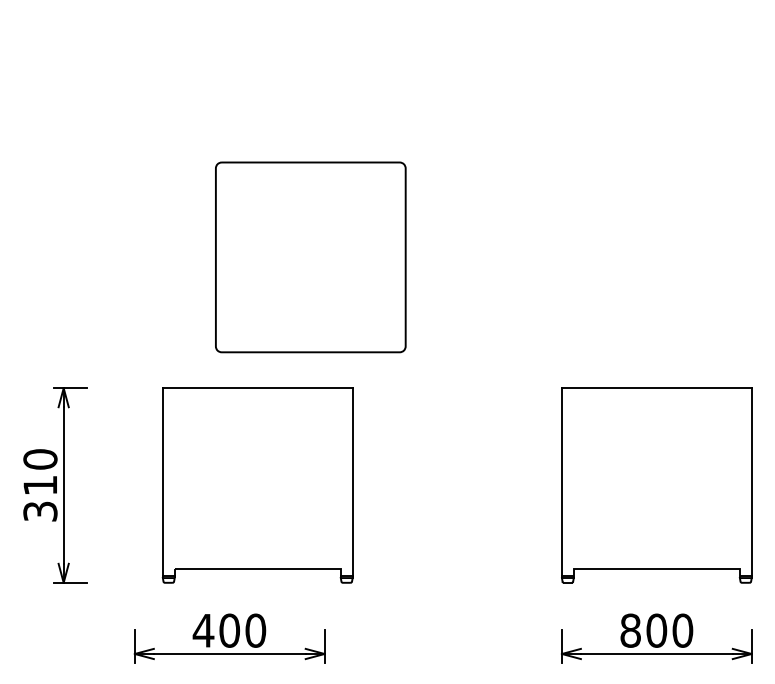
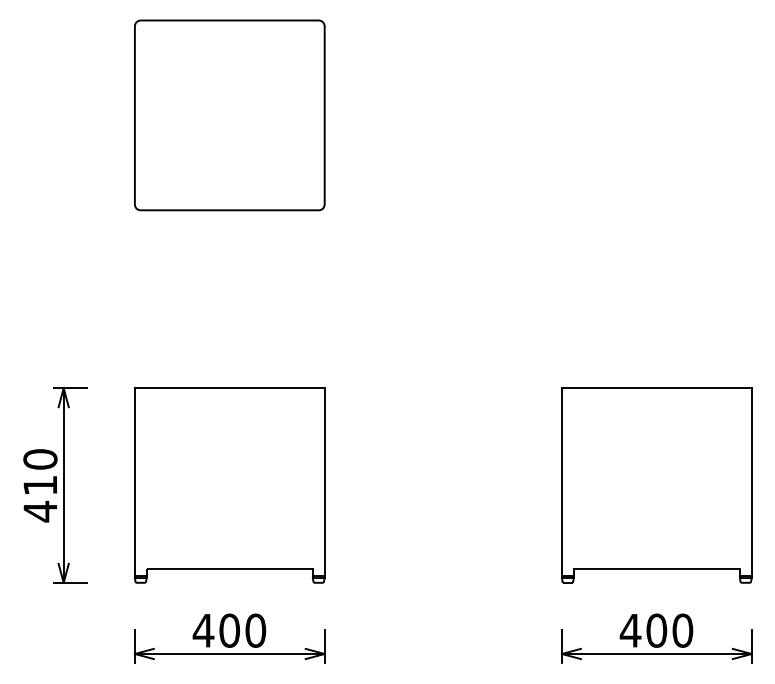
part position: (310, 257) -> (229, 115) (229, 115)
part position: (257, 485) -> (229, 485) (229, 485)
text: 310 -> 410 (40, 511)
text: 800 -> 400 (630, 630)
